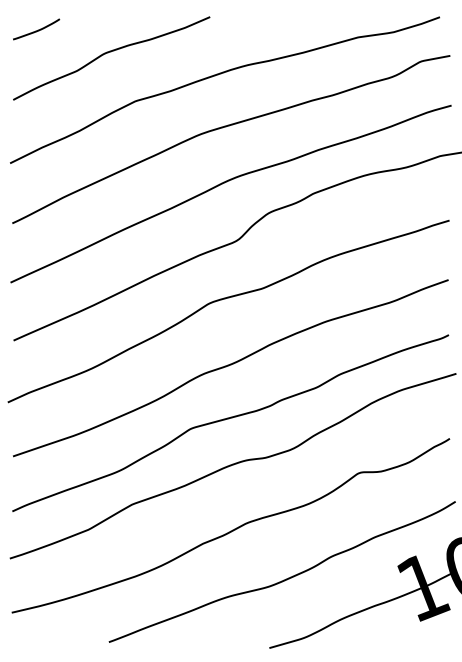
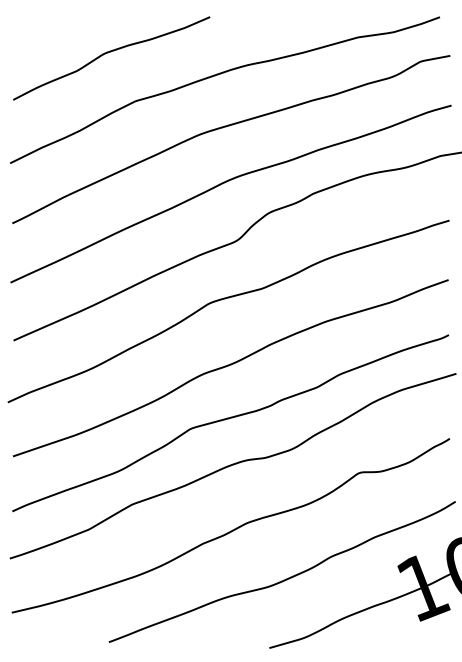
curve: present -> none (36, 30)
